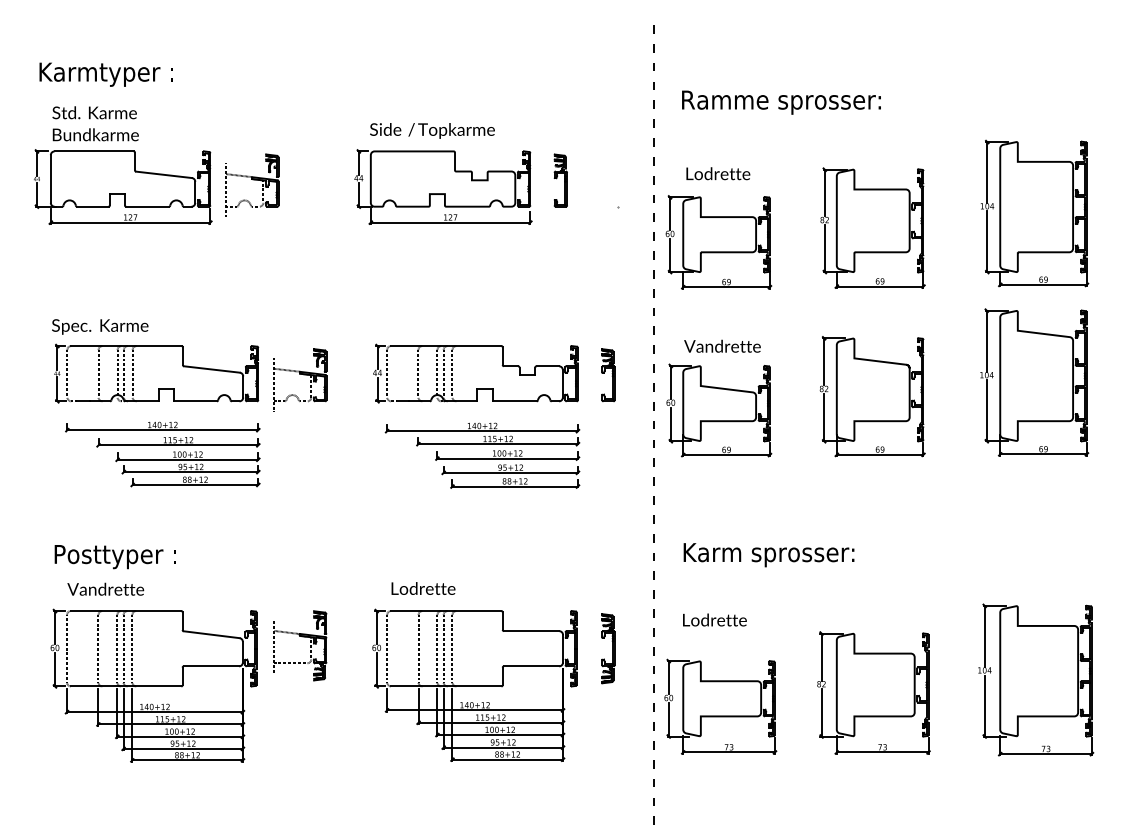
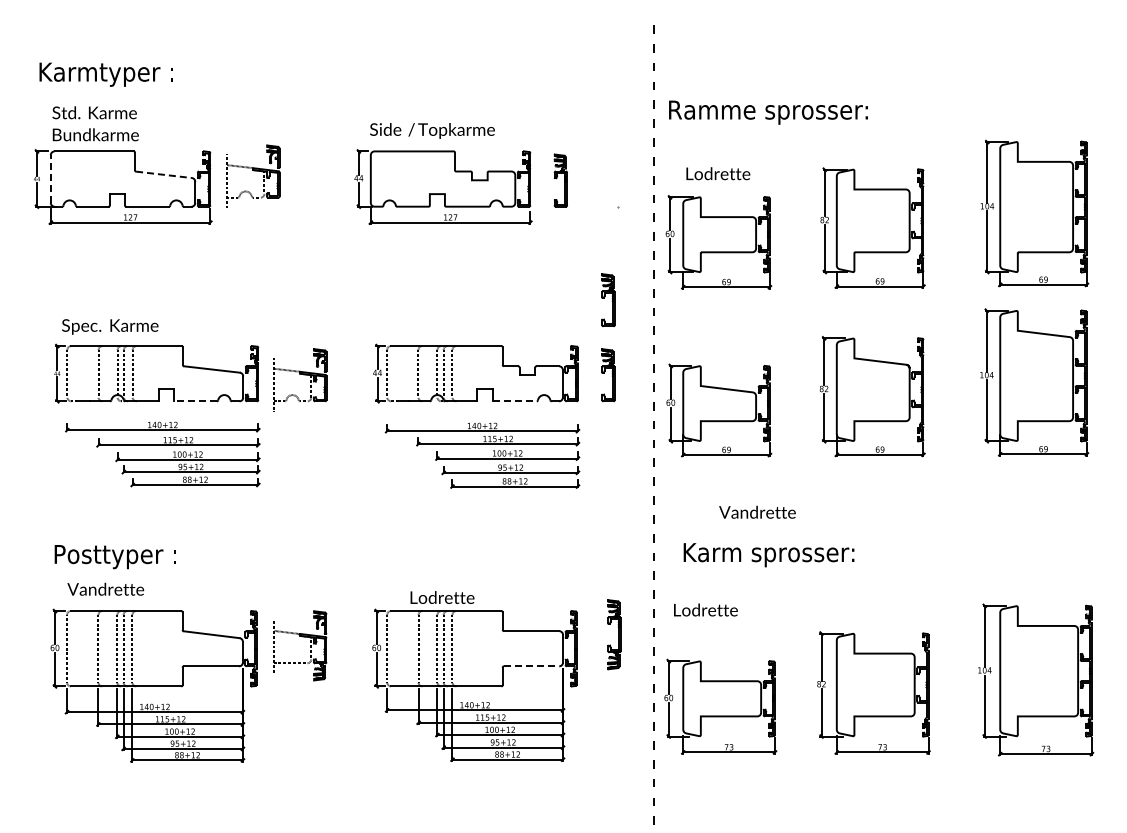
text position: (781, 102) -> (768, 112) (768, 112)
line: solid -> dashed (164, 174)
line: solid -> dashed (50, 179)
part position: (252, 184) -> (253, 175) (253, 175)
part: none -> present (608, 300)
text position: (100, 326) -> (110, 326) (110, 326)
text position: (722, 345) -> (757, 511) (757, 511)
line: solid -> dashed (195, 401)
line: solid -> dashed (515, 401)
text position: (423, 588) -> (442, 597) (442, 597)
text position: (714, 619) -> (705, 609) (705, 609)
part position: (608, 648) -> (614, 634) (614, 634)
line: solid -> dashed (531, 666)
